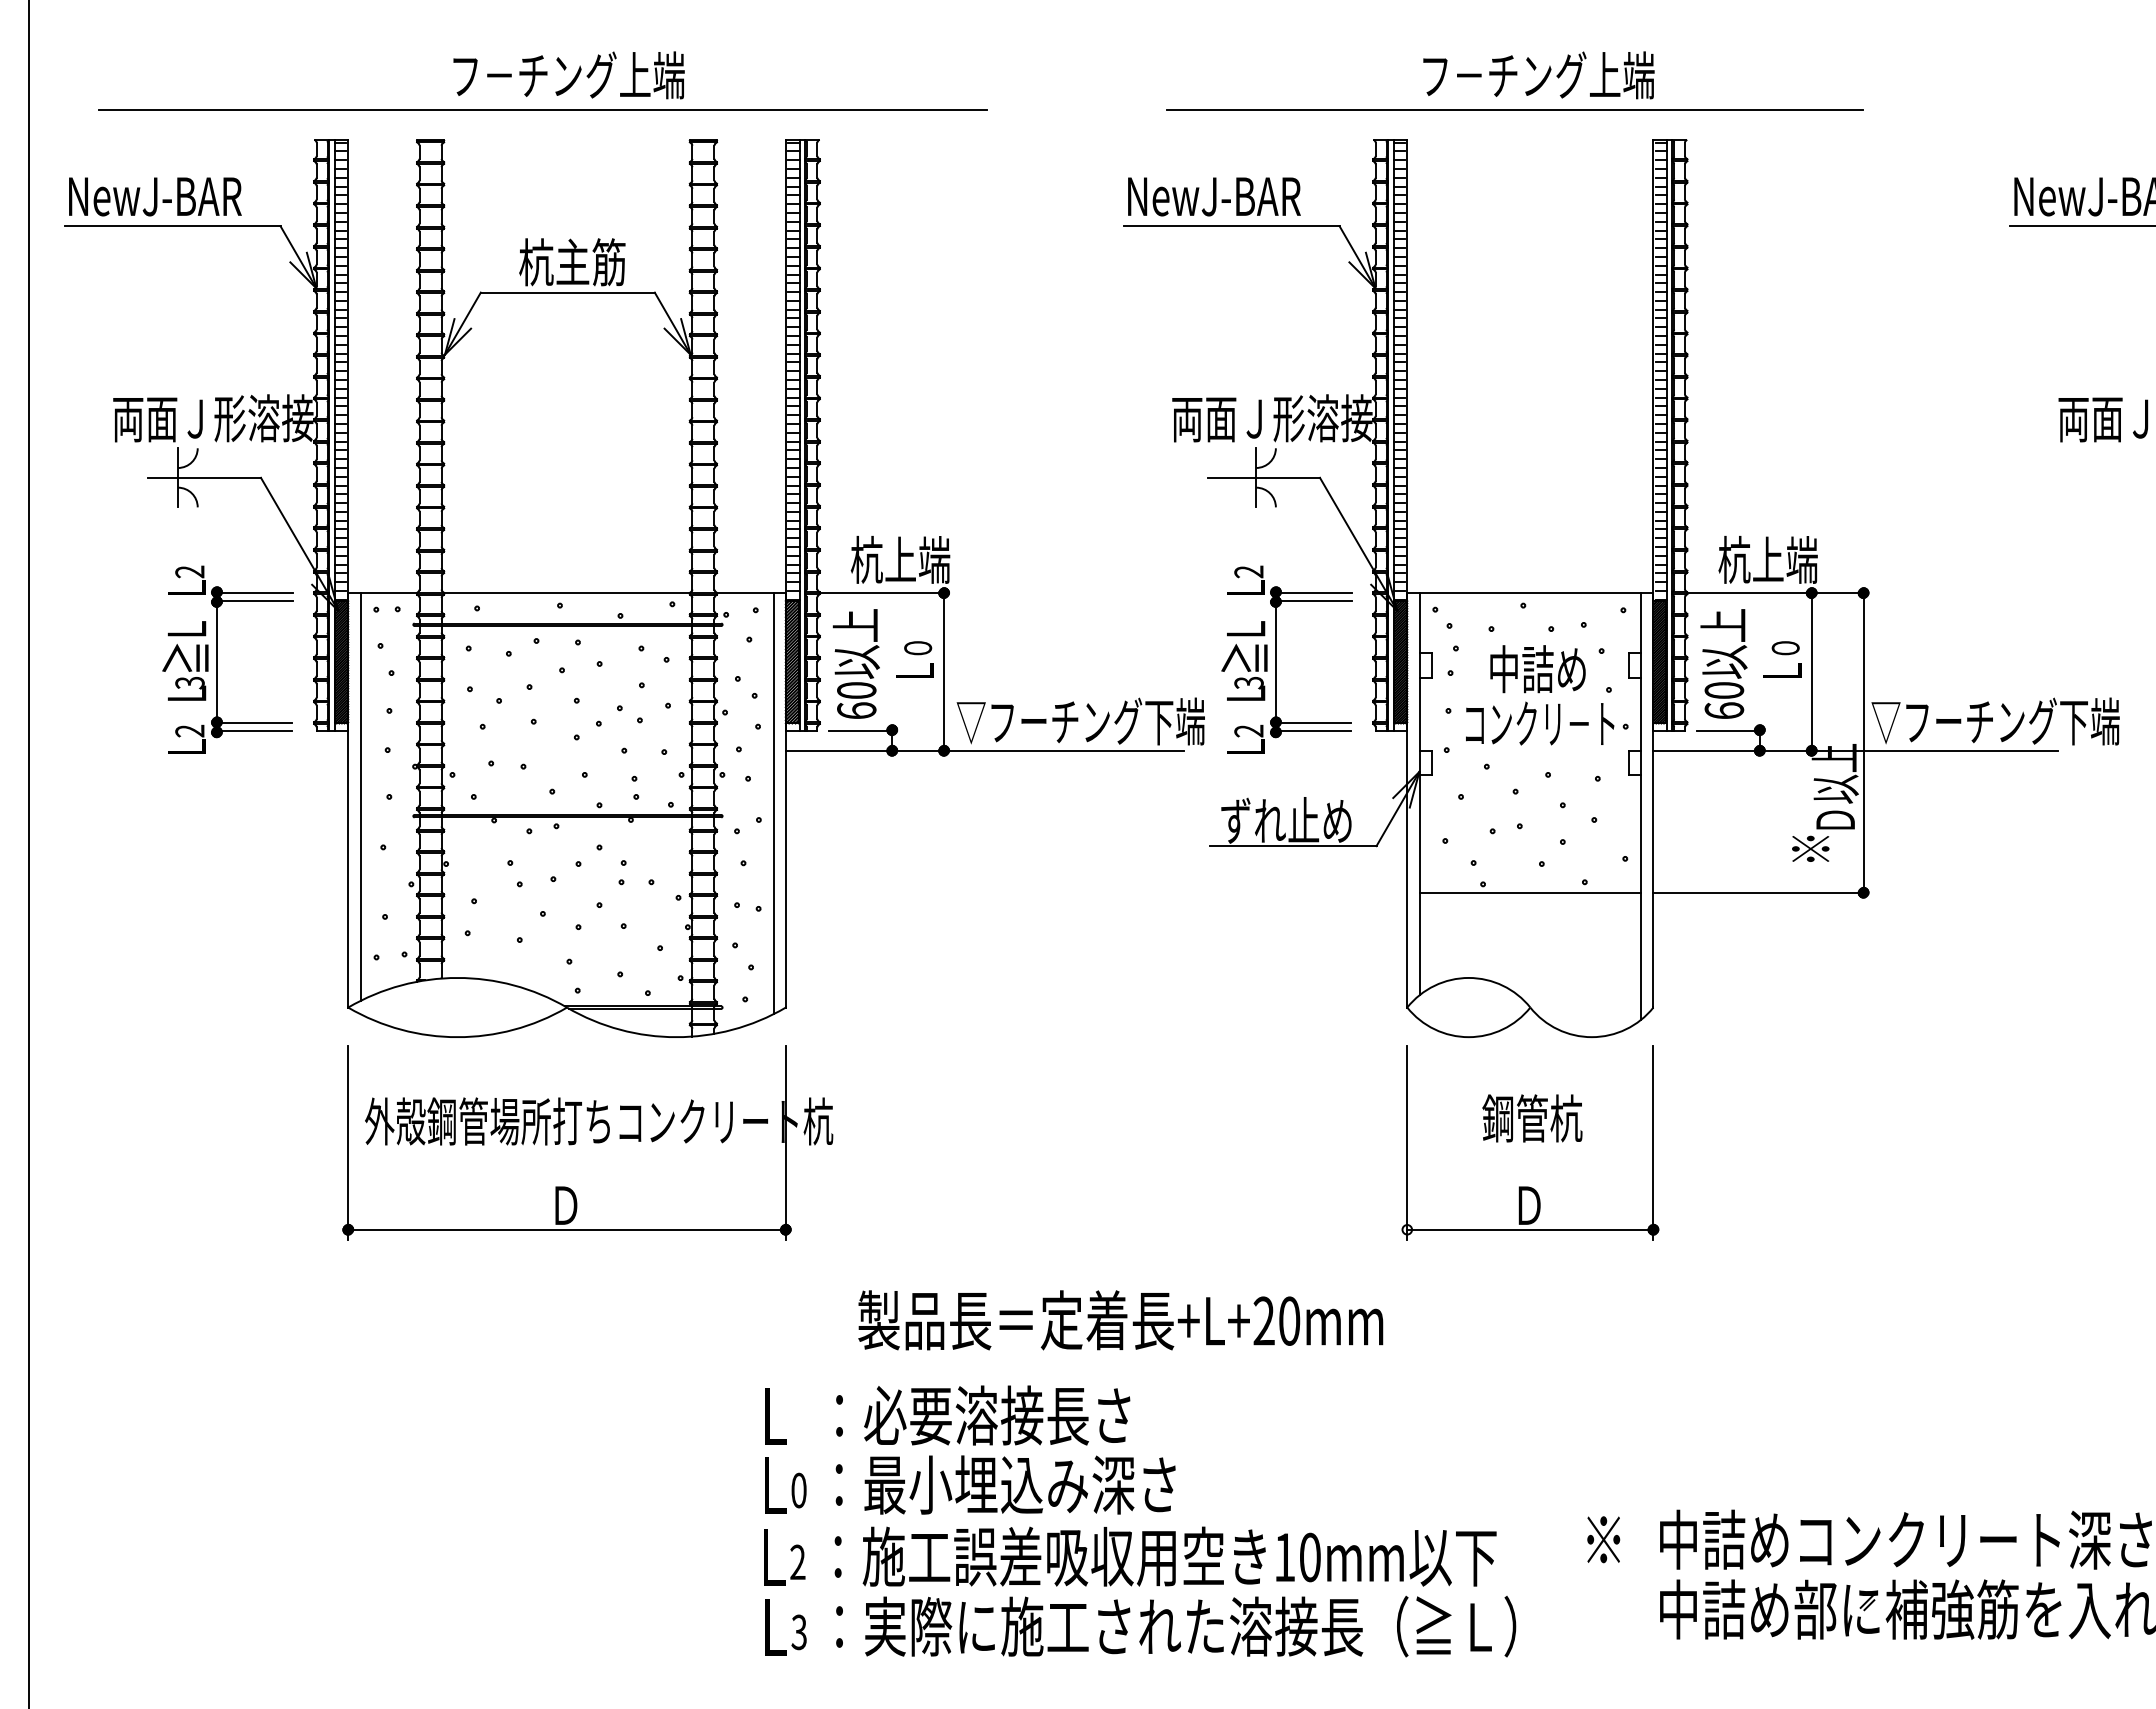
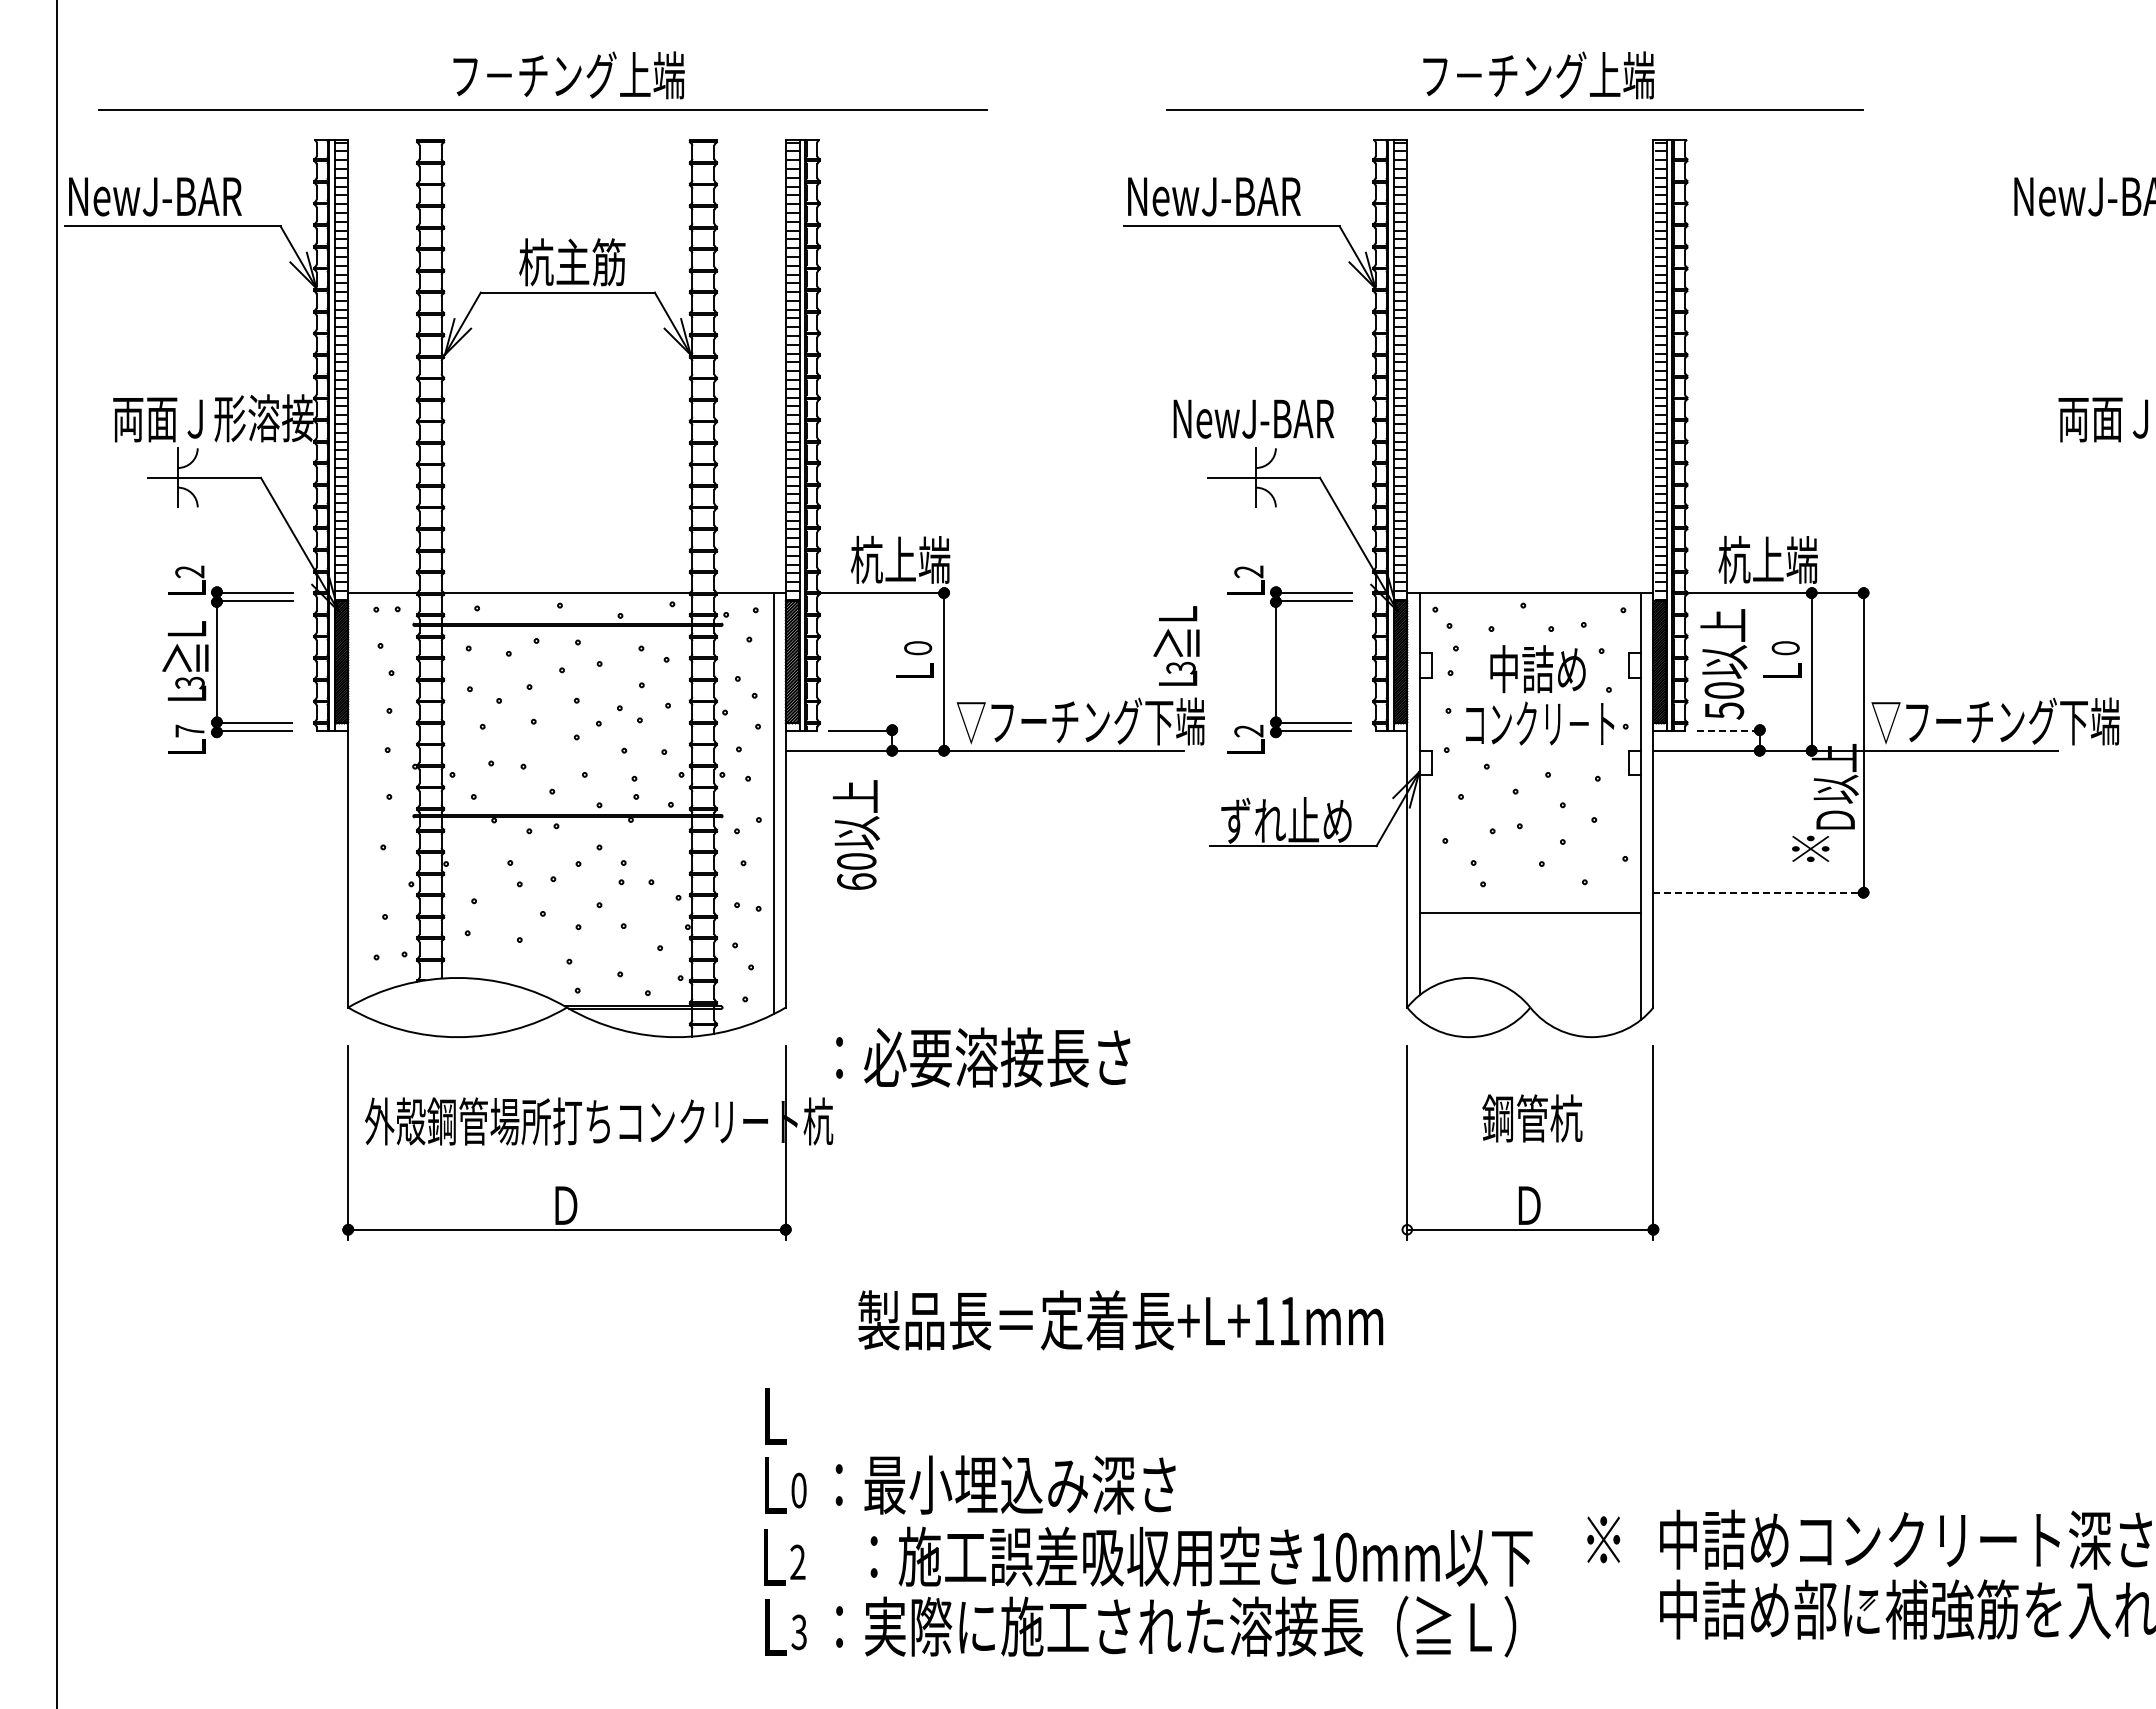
line: present -> none (2081, 226)
text: 両面Ｊ形溶接 -> NewJ-BAR (1272, 418)
text position: (1244, 660) -> (1176, 645) (1176, 645)
text position: (855, 663) -> (855, 834) (855, 834)
text: 60 -> 50 (1724, 710)
text: 2 -> 7 (189, 730)
line: solid -> dashed (1728, 730)
line: present -> none (360, 796)
line position: (29, 853) -> (57, 853) (57, 853)
line position: (1530, 892) -> (1530, 912) (1530, 912)
line: solid -> dashed (1759, 892)
text: +L+20mm -> +L+11mm (1276, 1320)
text position: (983, 1415) -> (983, 1057) (983, 1057)
text position: (1165, 1556) -> (1201, 1556) (1201, 1556)
